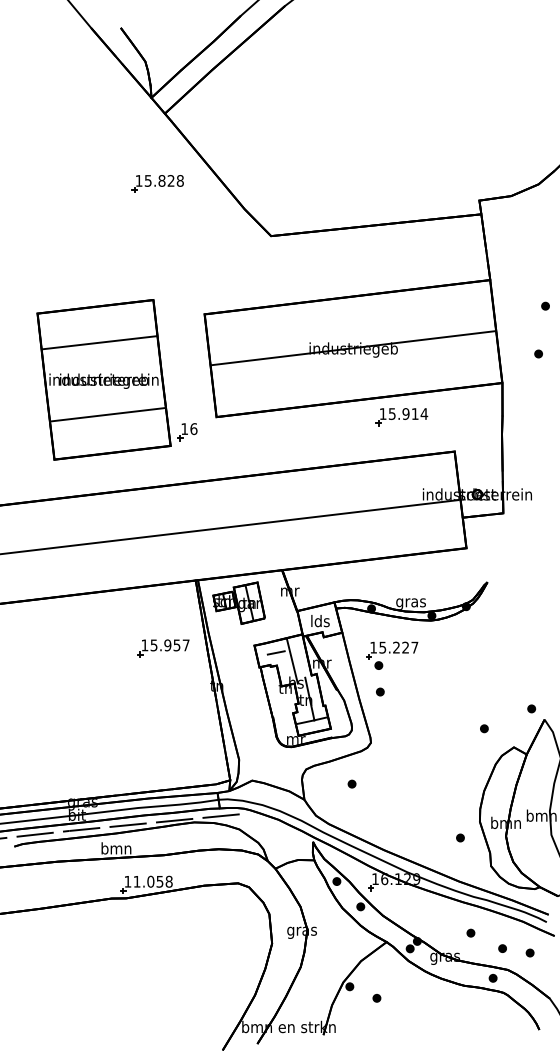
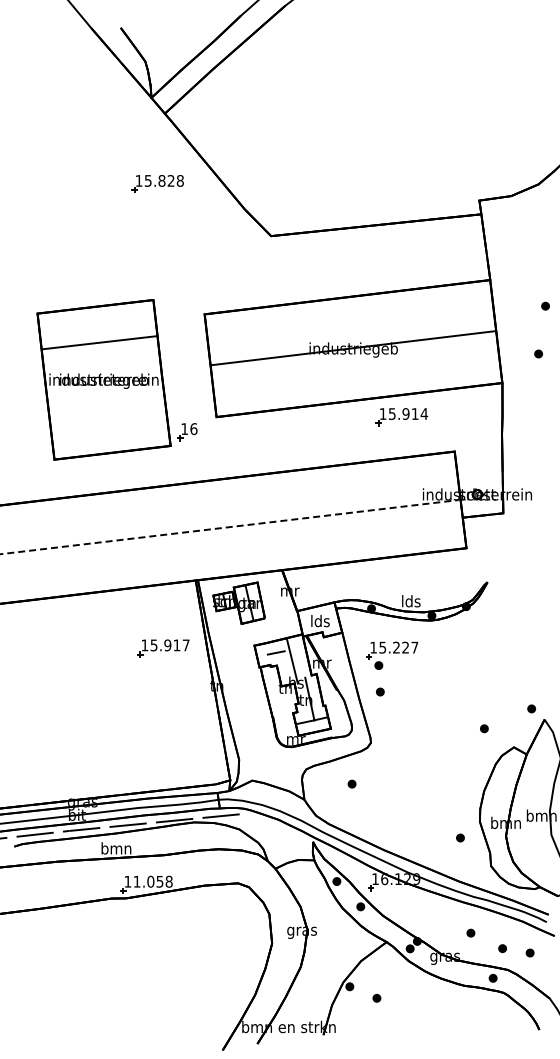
line: present -> none (107, 414)
line: solid -> dashed (229, 527)
text: gras -> lds (410, 602)
text: 15.957 -> 15.917 (176, 645)
